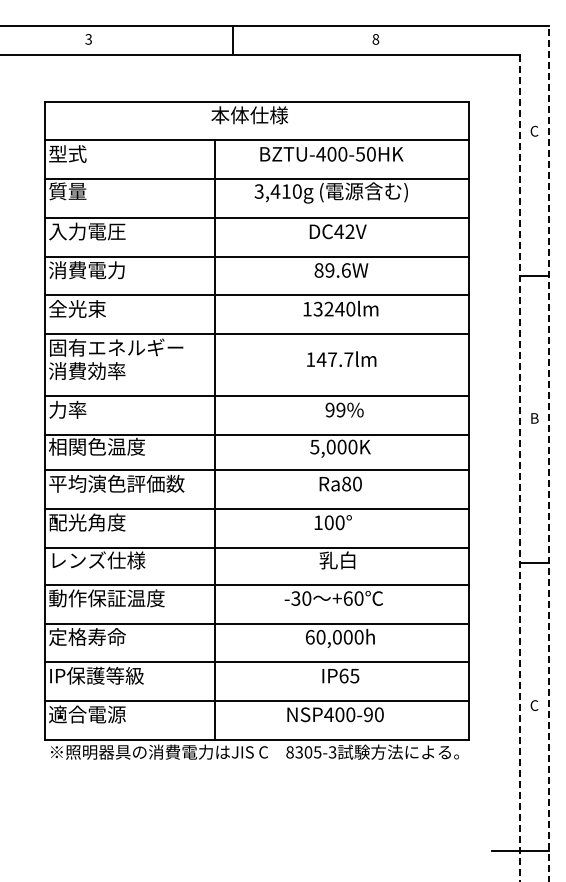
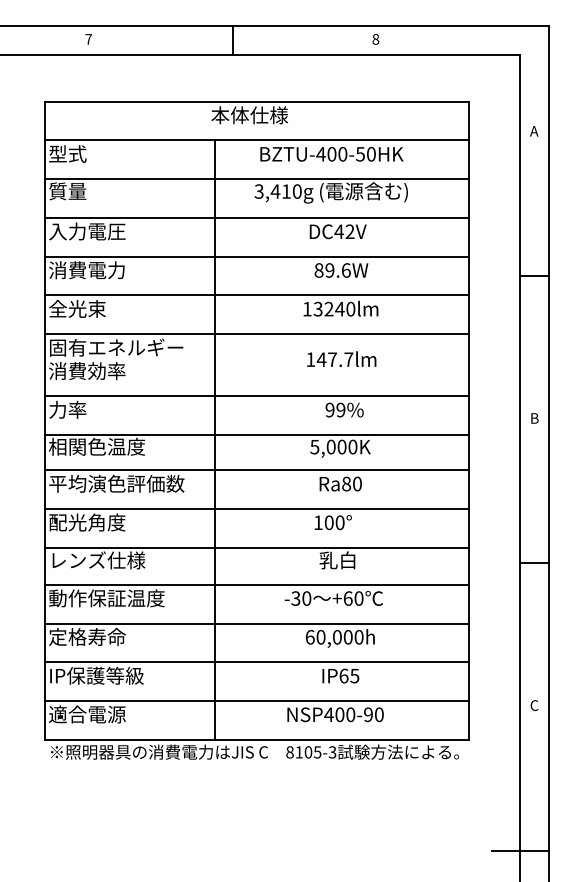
text: 3 -> 7 (88, 39)
text: C -> A (534, 130)
line: dashed -> solid (548, 453)
line: dashed -> solid (520, 468)
text: 8305-3 -> 8105-3 (298, 752)
